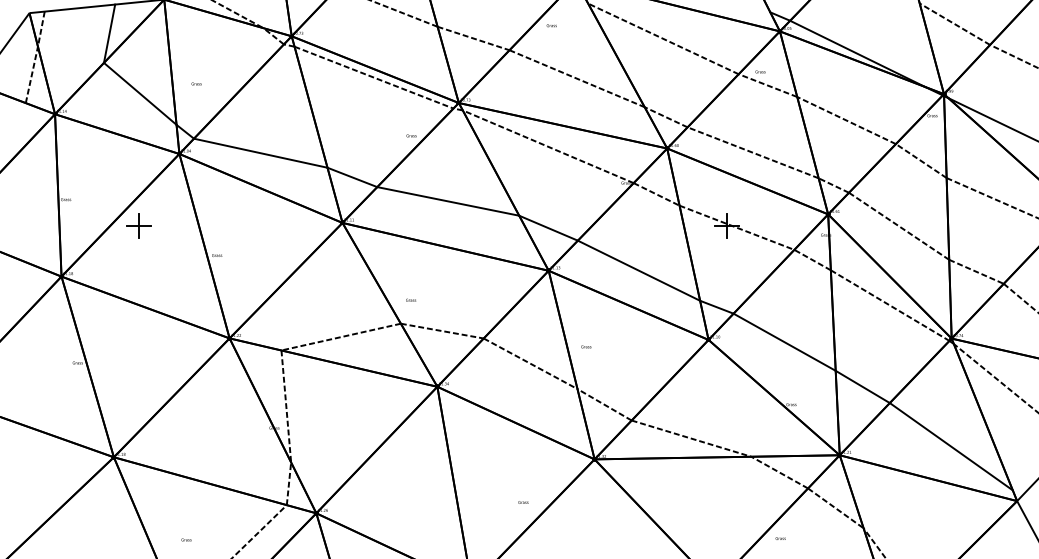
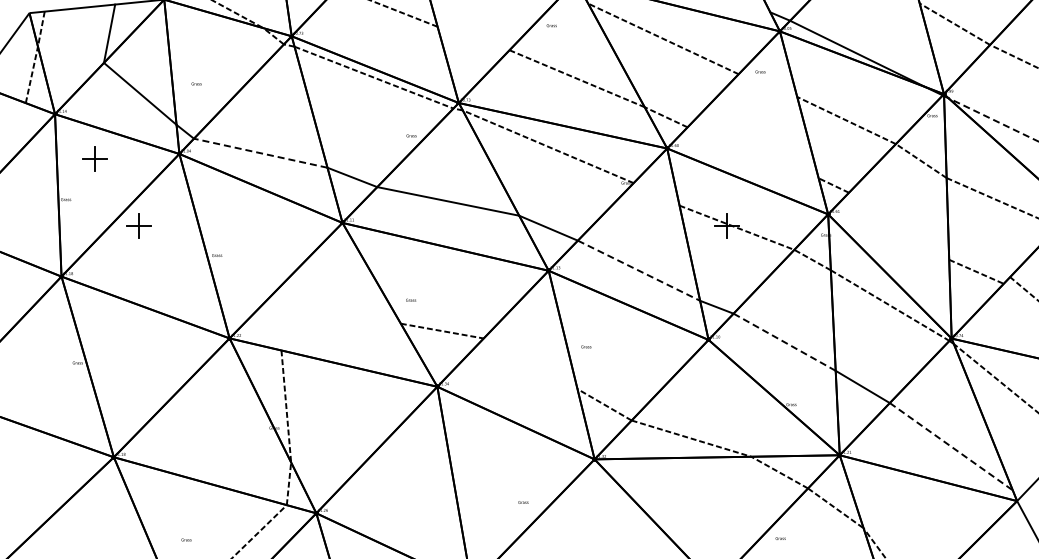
line: present -> none (473, 38)
line: present -> none (767, 85)
line: solid -> dashed (993, 119)
line: present -> none (752, 152)
line: solid -> dashed (260, 153)
part: none -> present (94, 158)
line: present -> none (656, 194)
line: present -> none (899, 225)
line: solid -> dashed (639, 270)
line position: (1019, 296) -> (1022, 287) (1022, 287)
line: present -> none (340, 336)
line: solid -> dashed (784, 342)
line: present -> none (530, 363)
line: solid -> dashed (951, 446)
